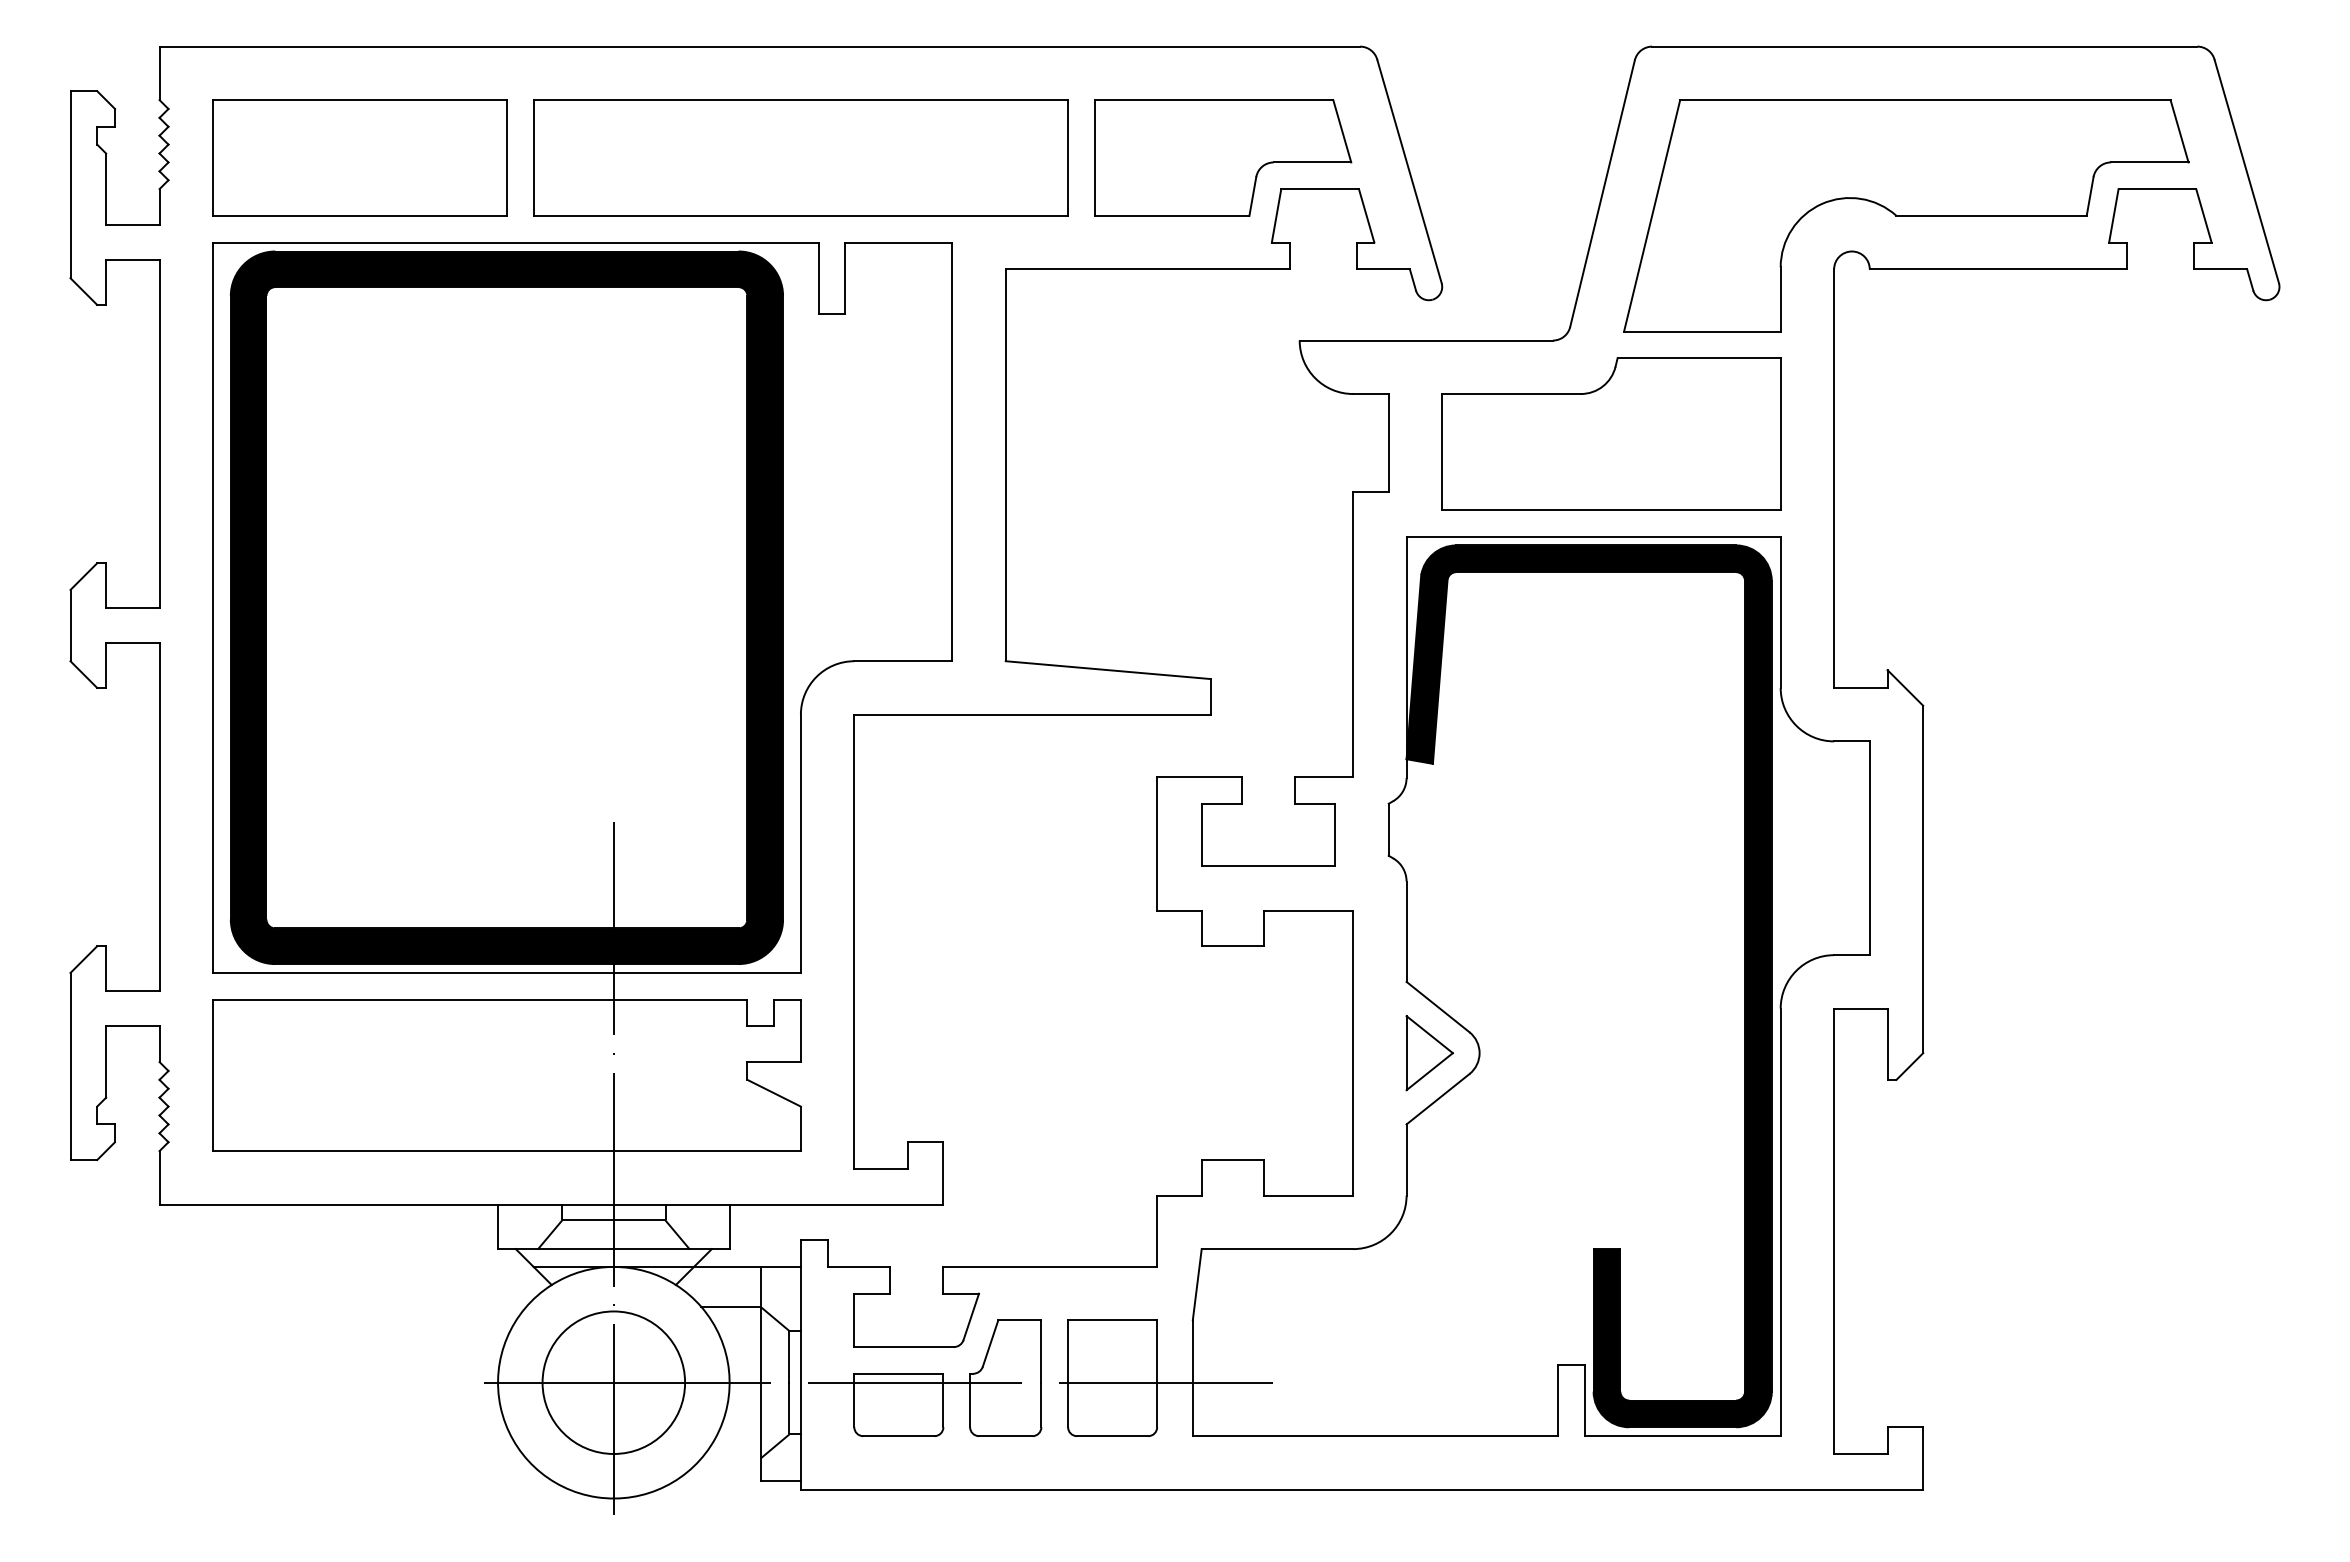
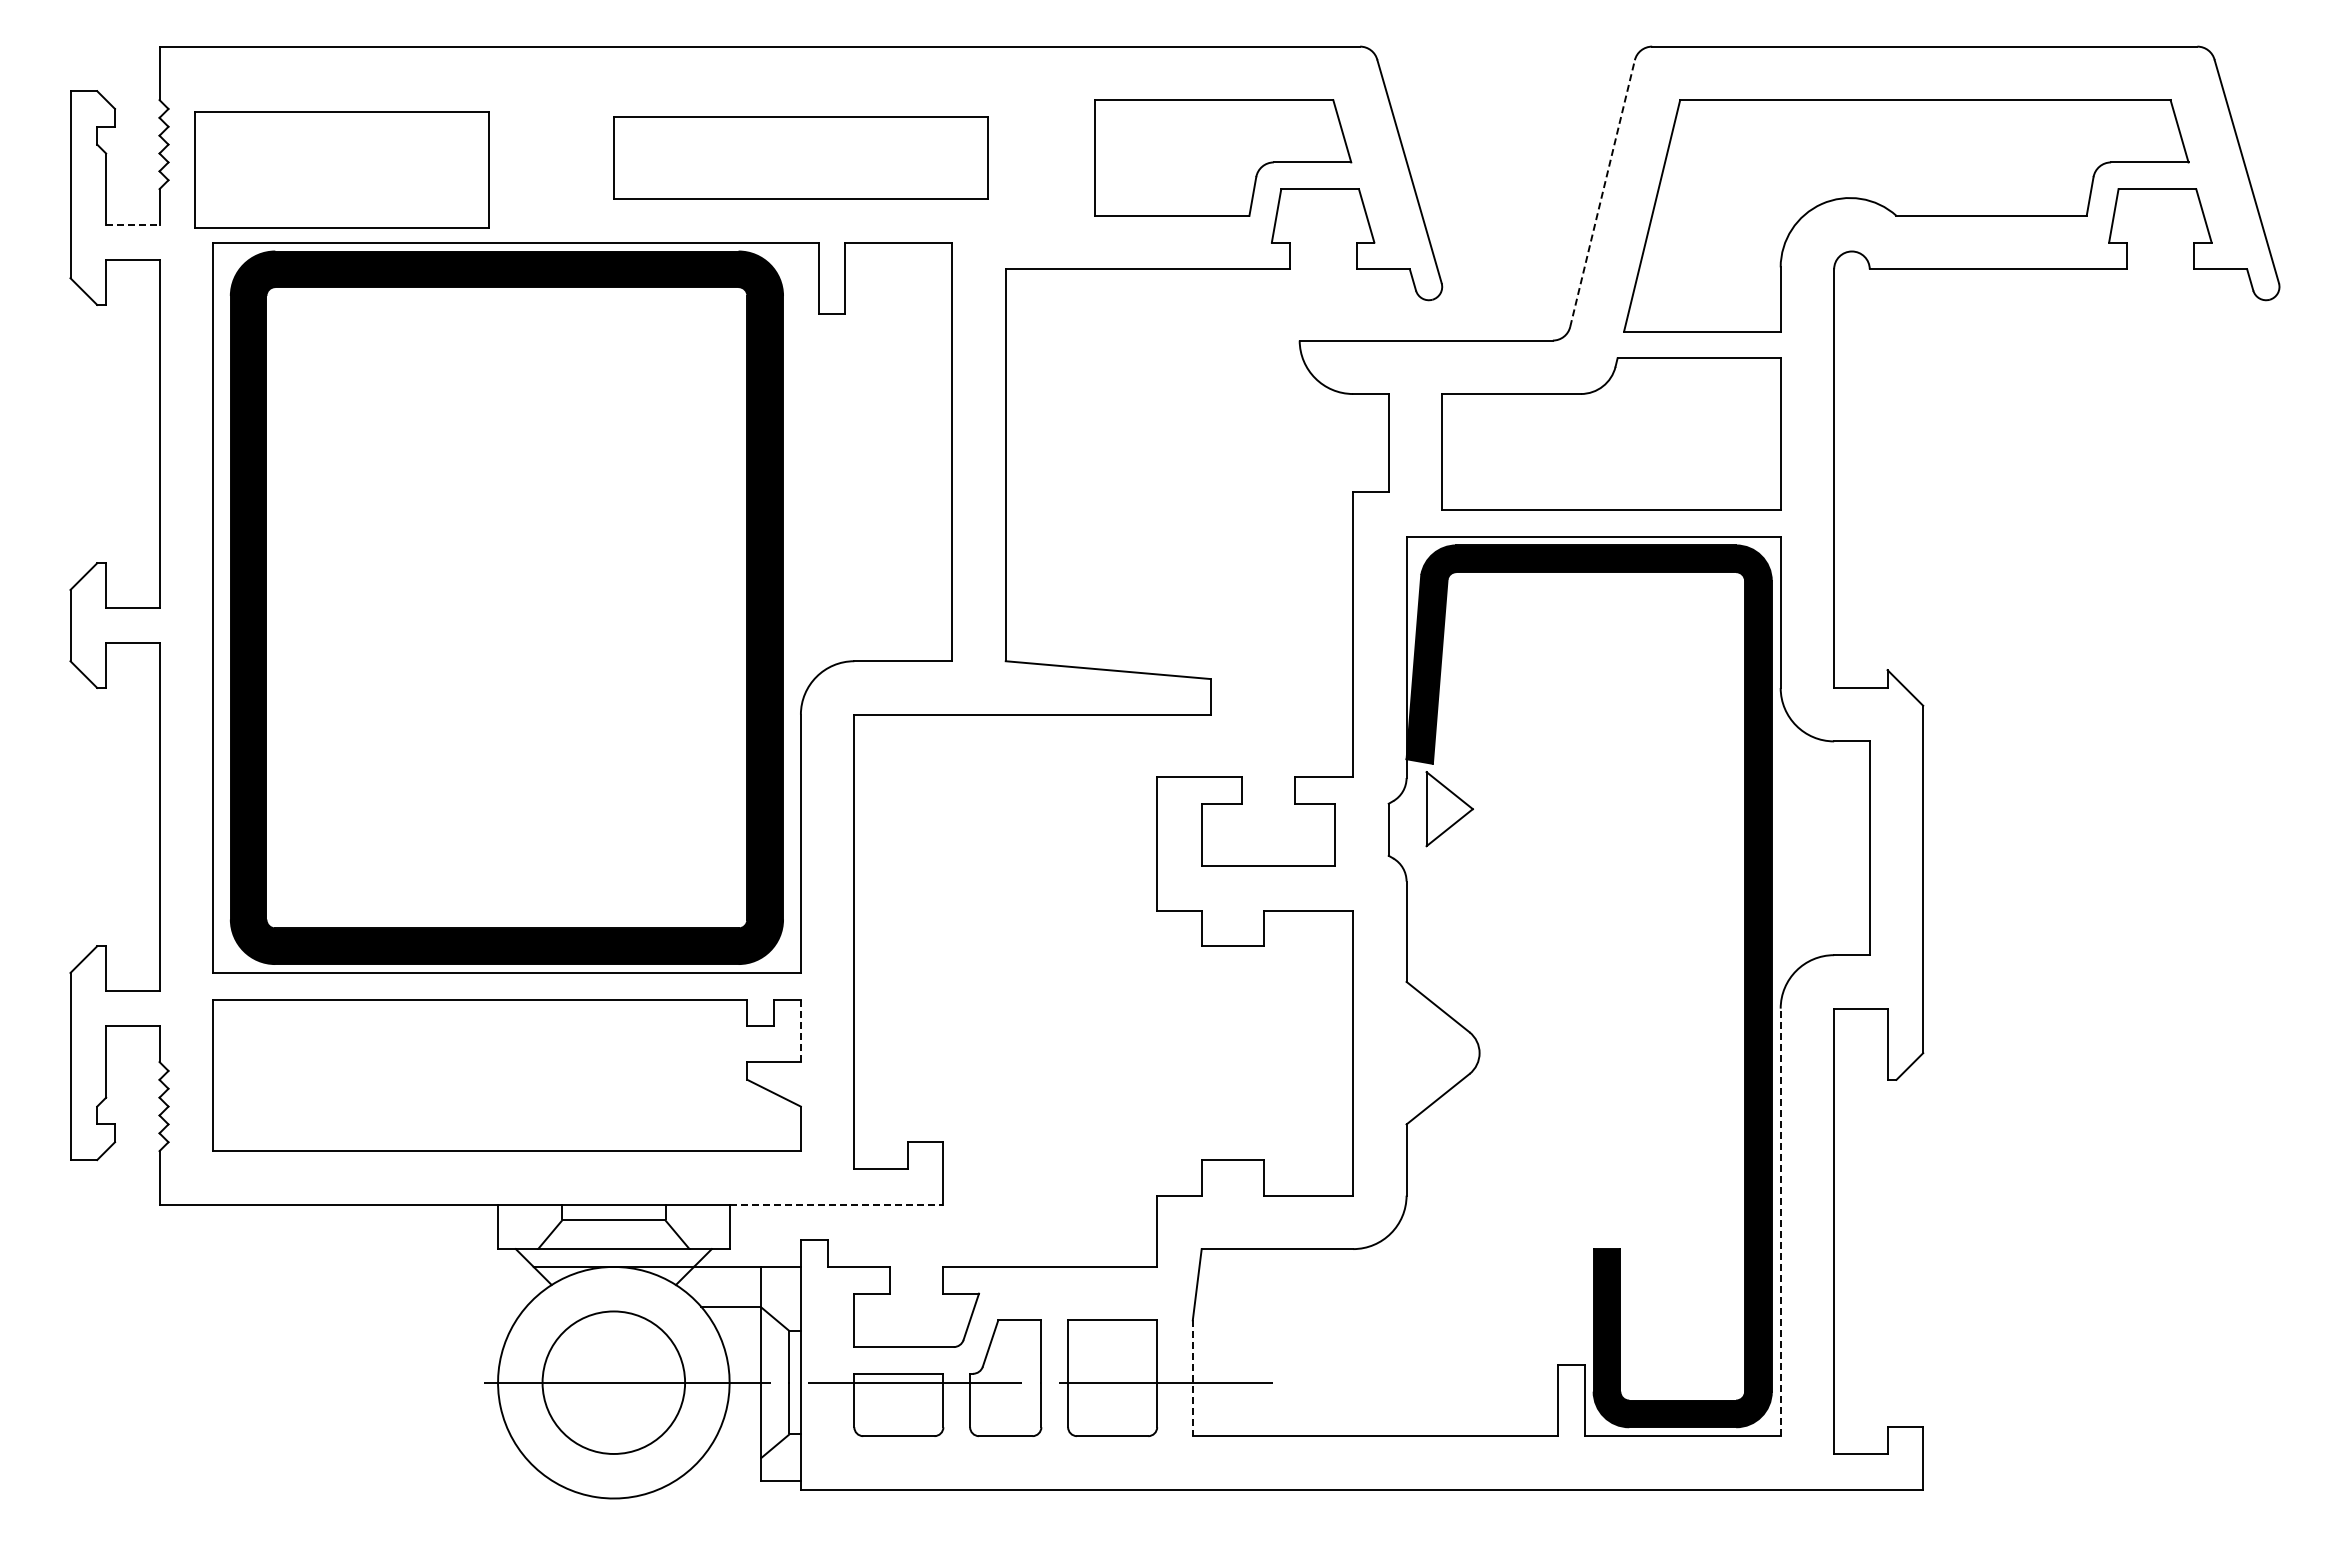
part position: (359, 157) -> (341, 169) (341, 169)
part size: 536x118 px -> 376x84 px (800, 157)
line: solid -> dashed (1602, 193)
line: solid -> dashed (132, 224)
line: solid -> dashed (800, 1031)
part position: (1429, 1053) -> (1449, 809) (1449, 809)
line: present -> none (613, 1168)
line: solid -> dashed (836, 1204)
line: solid -> dashed (1780, 1222)
line: solid -> dashed (1192, 1378)
